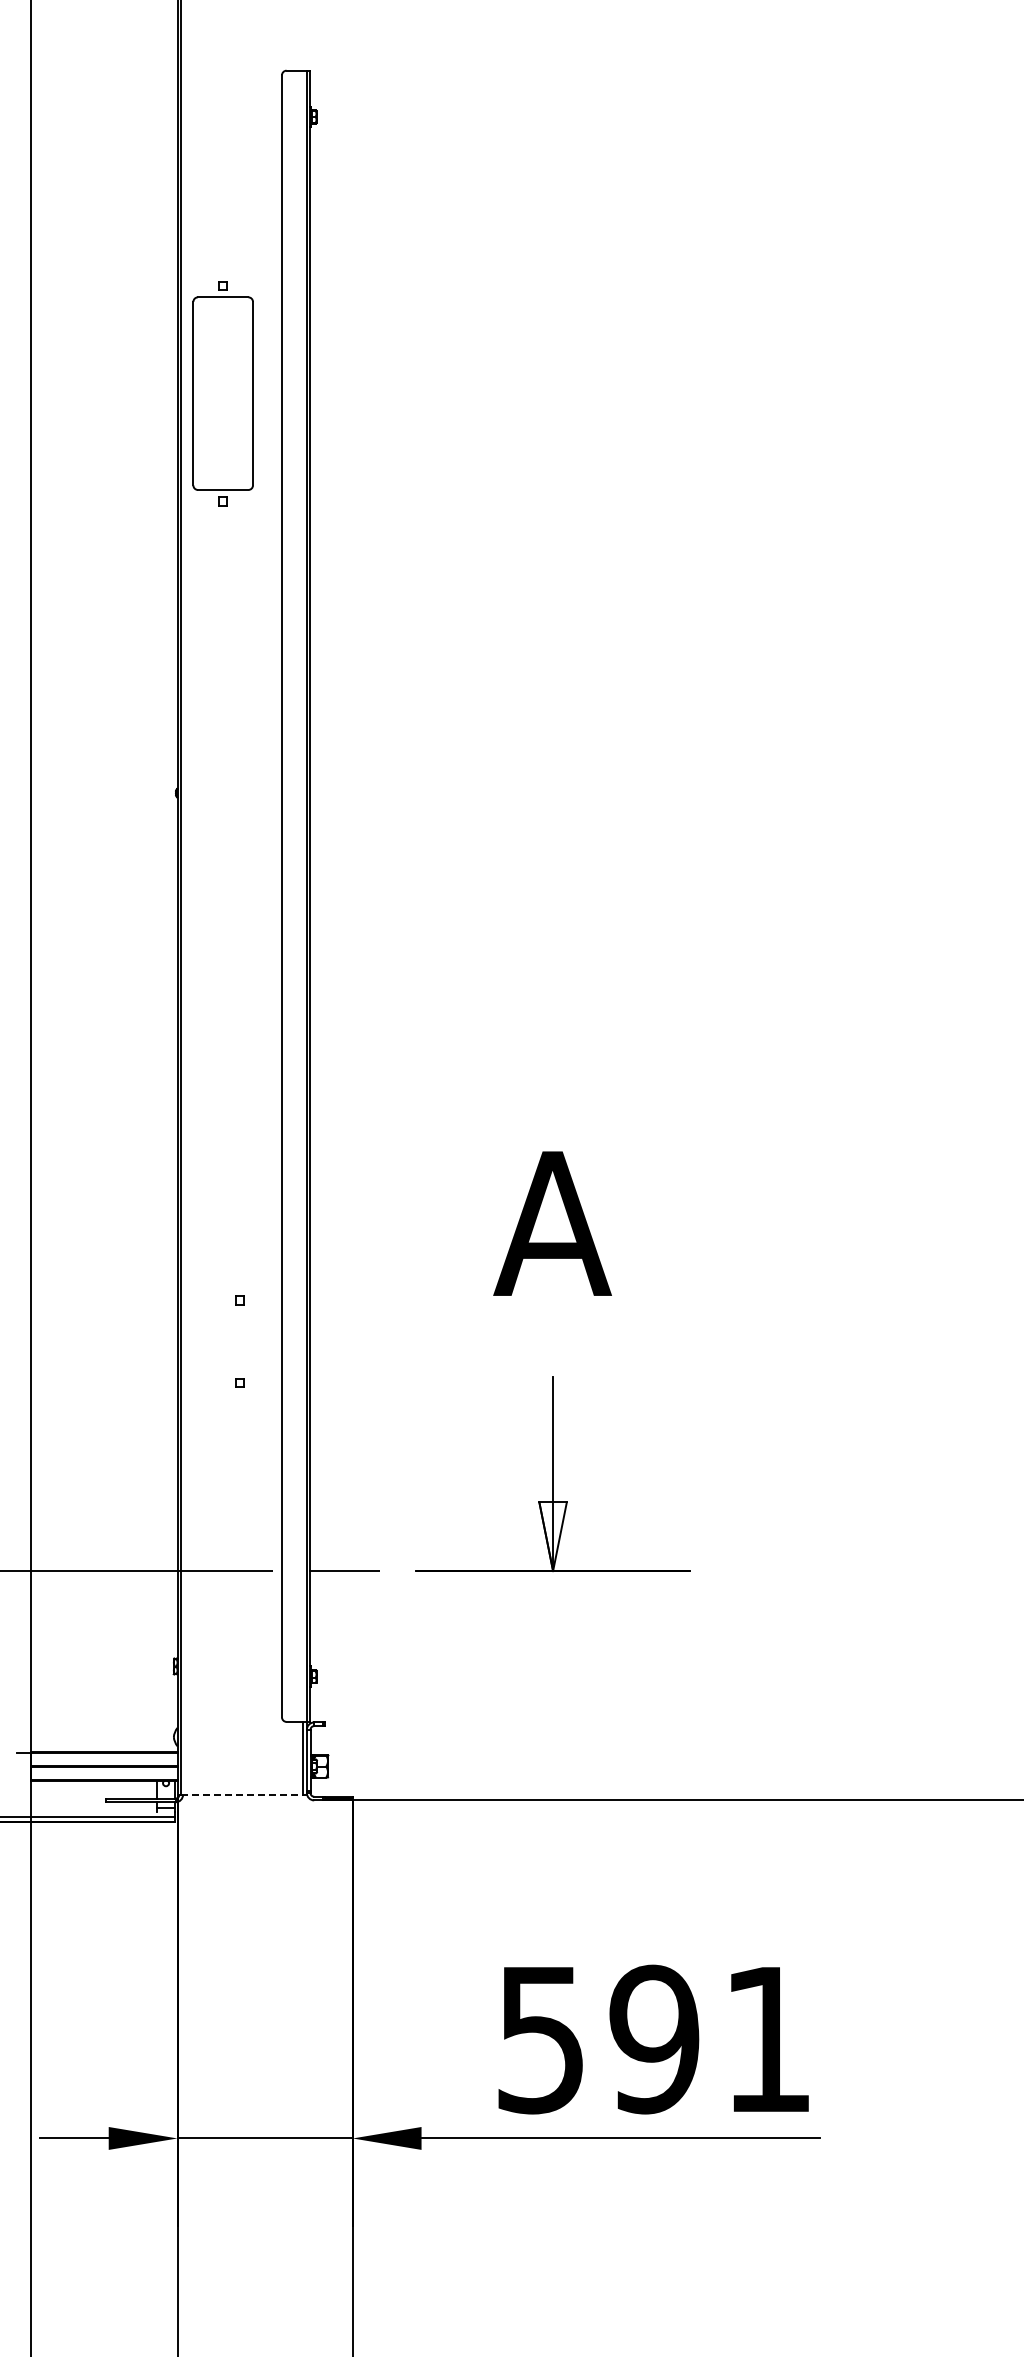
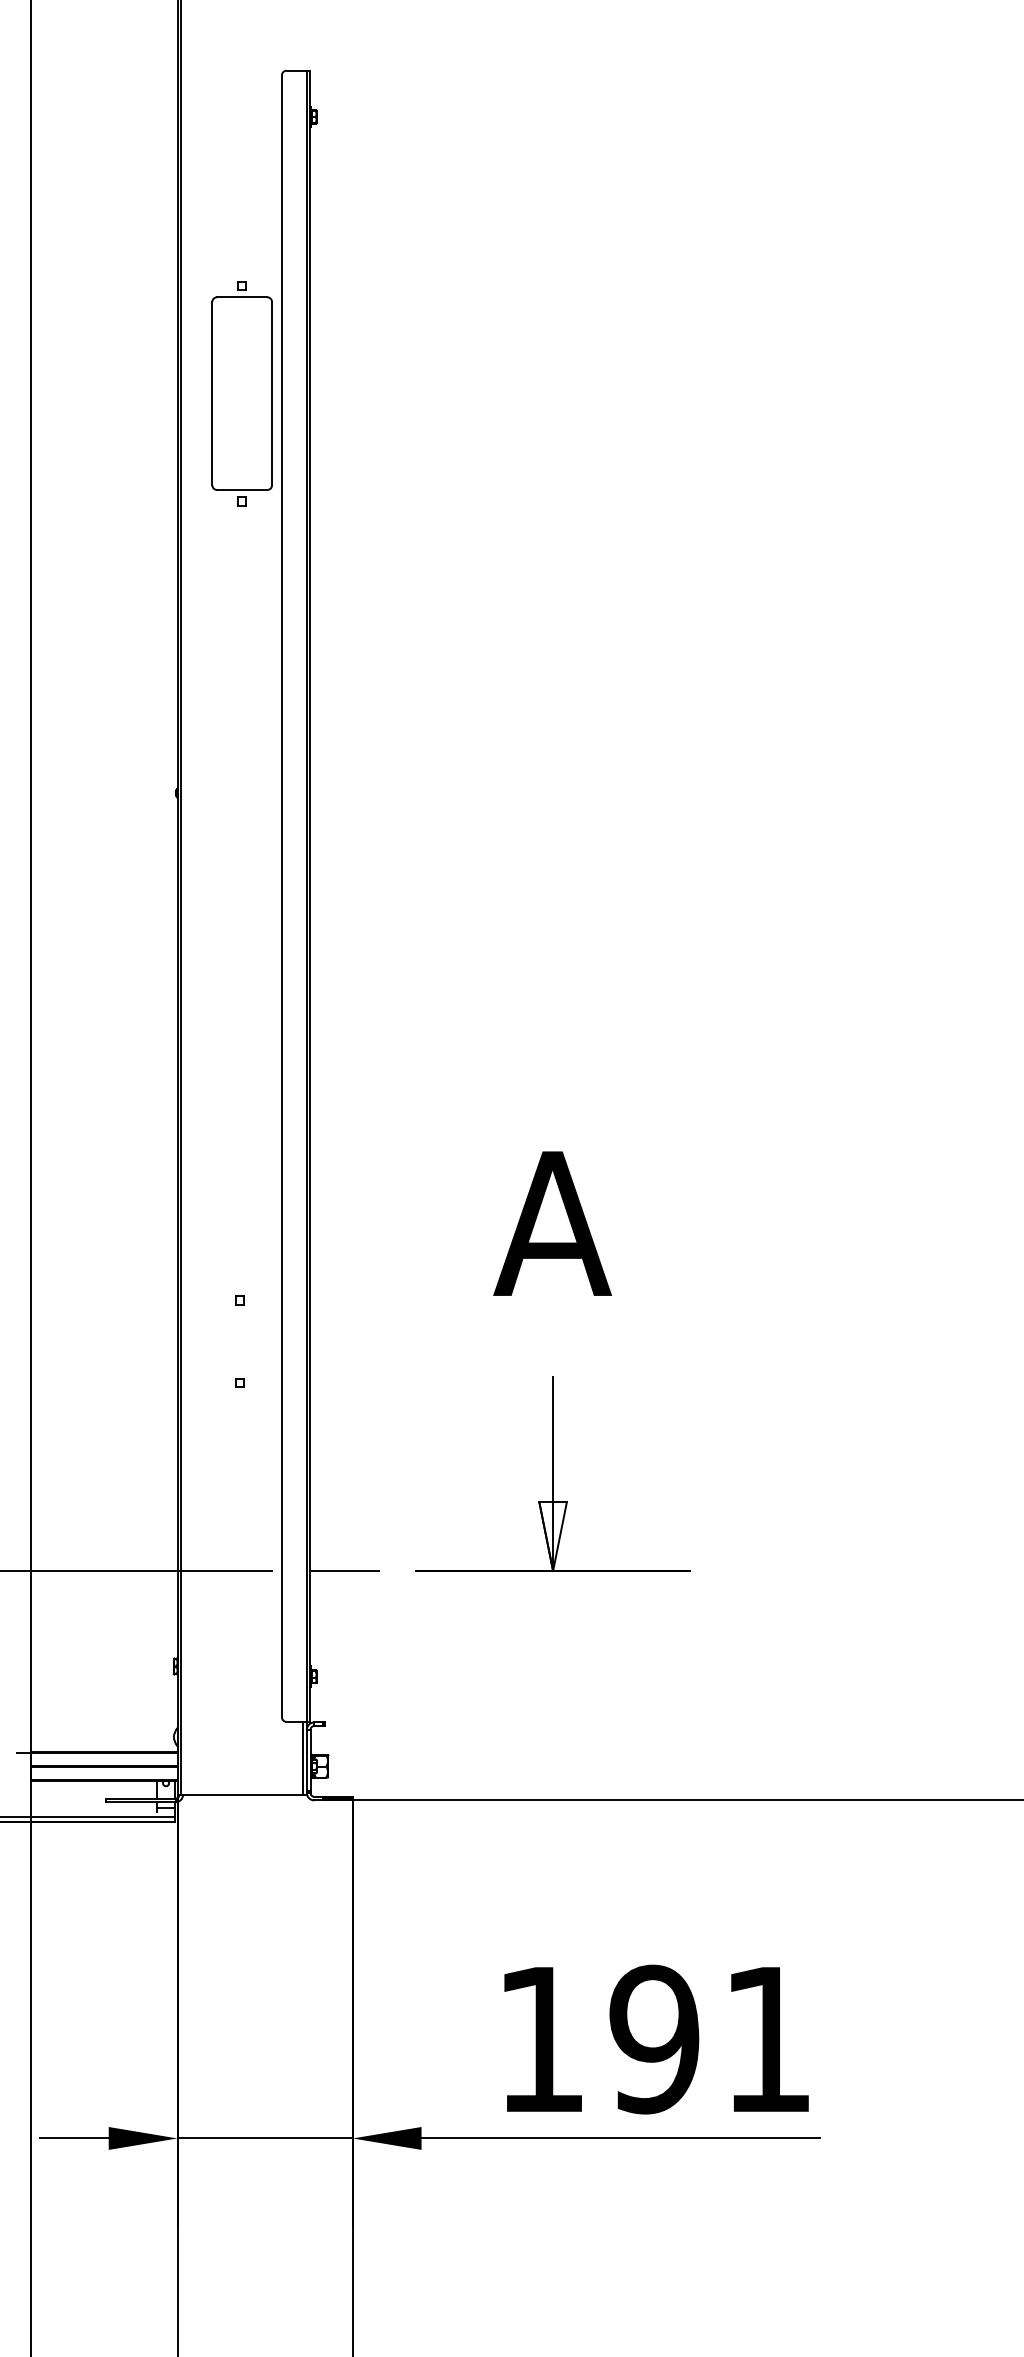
part position: (222, 393) -> (241, 393) (241, 393)
line: dashed -> solid (242, 1794)
text: 591 -> 191 (540, 2040)
